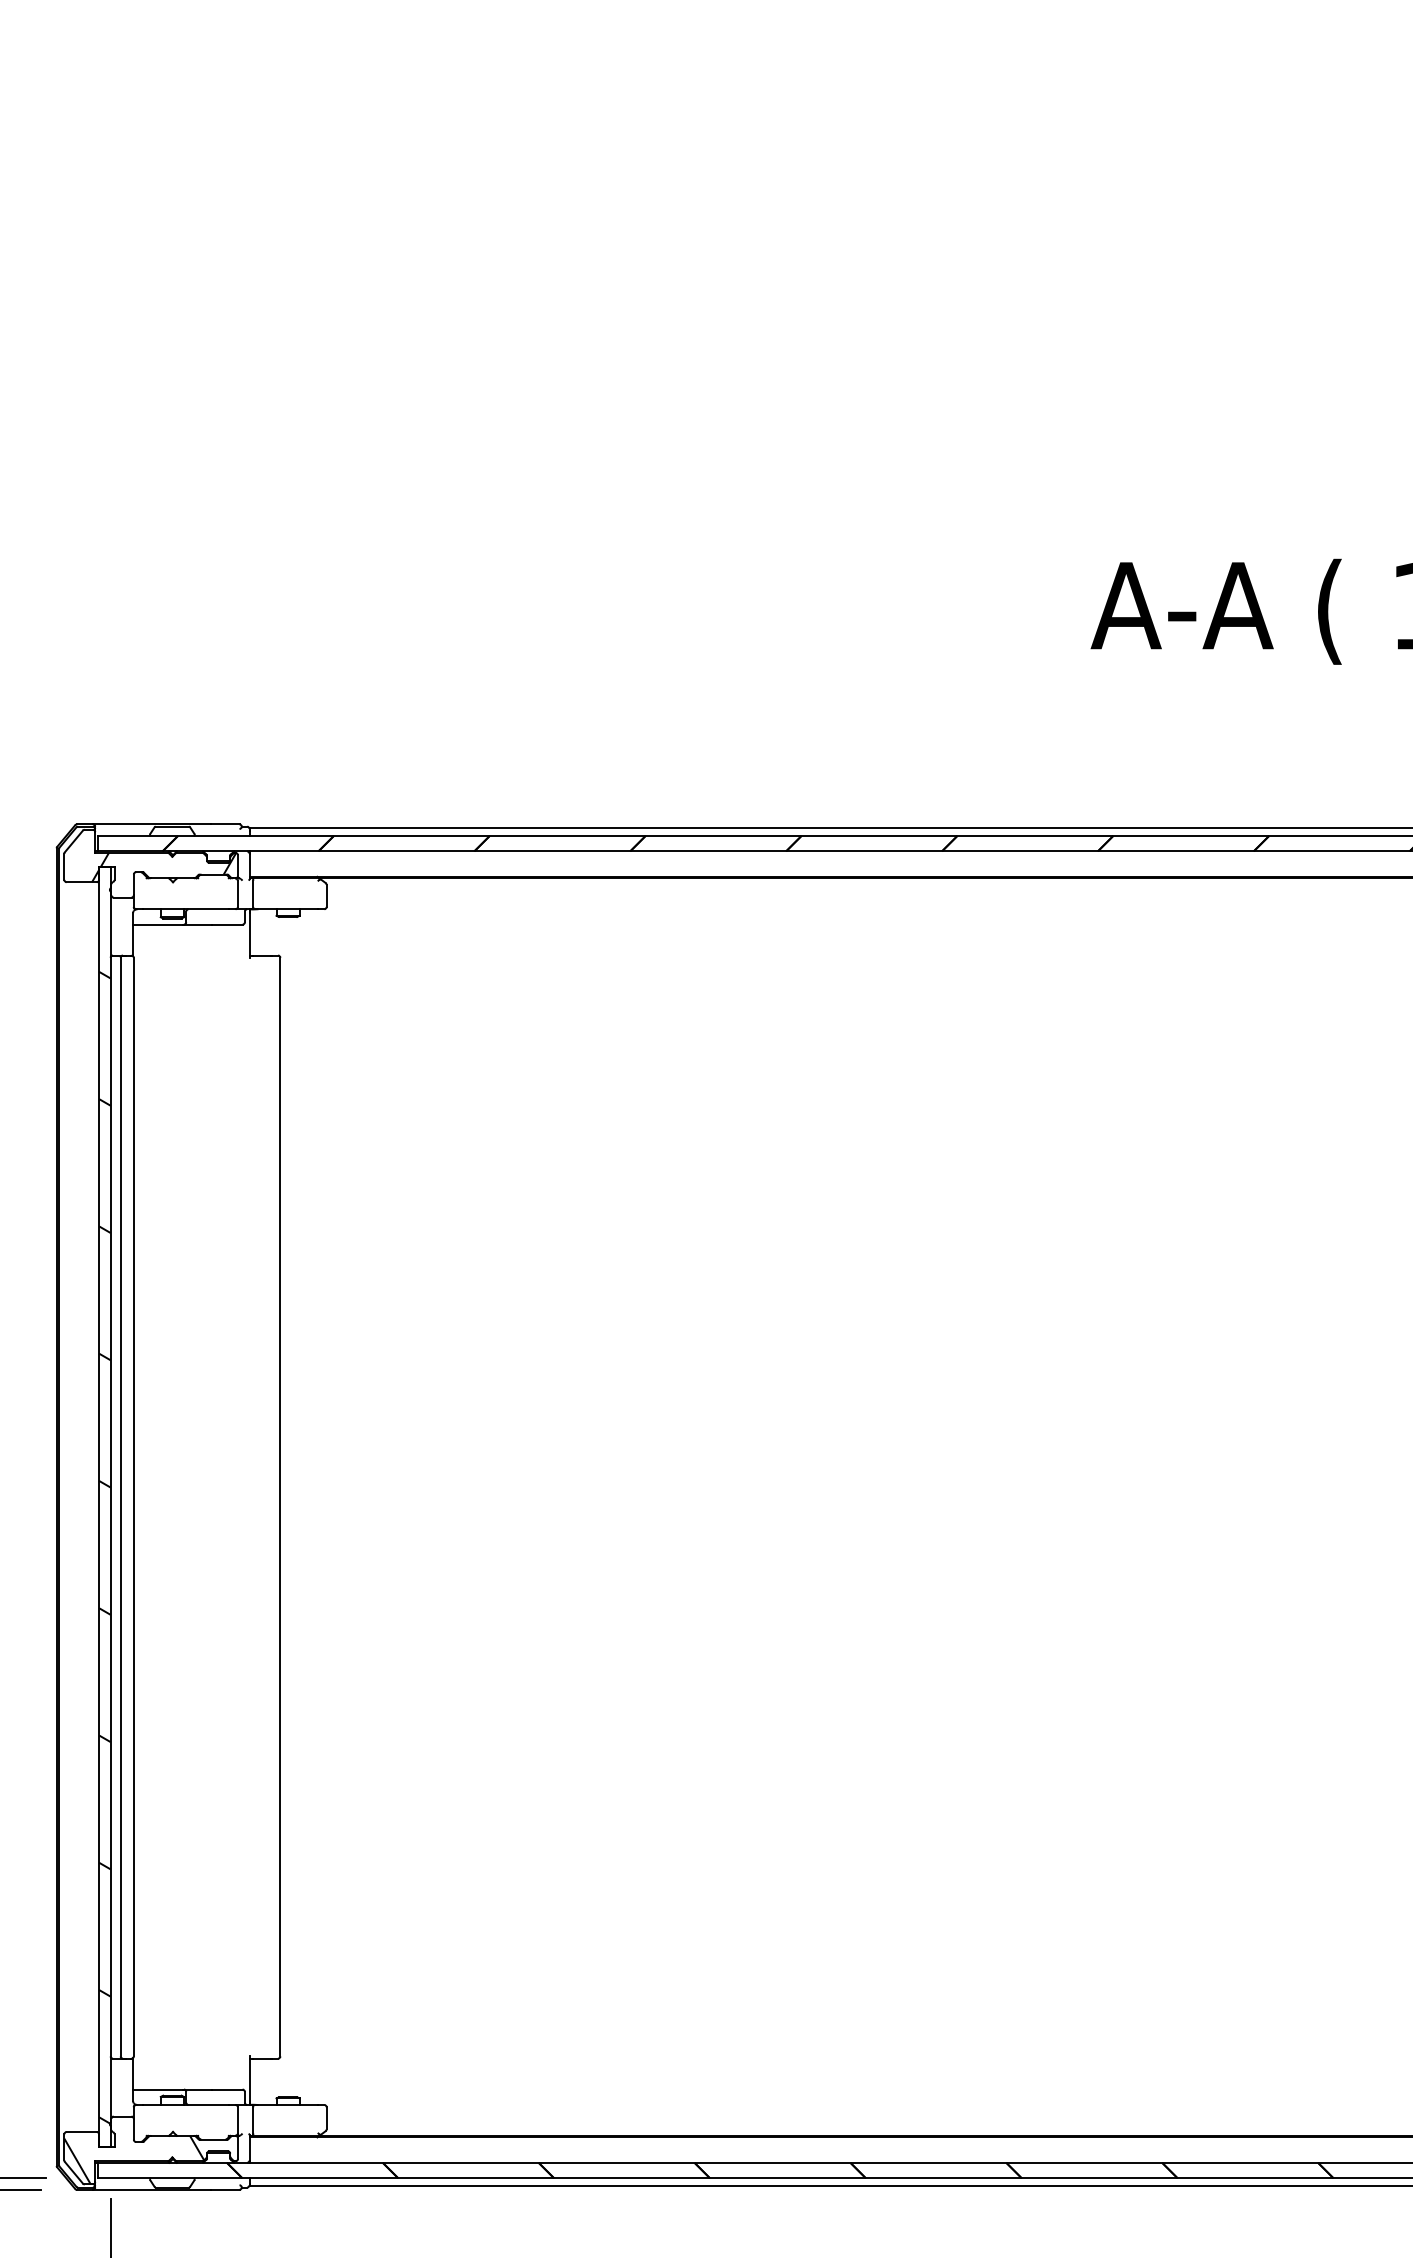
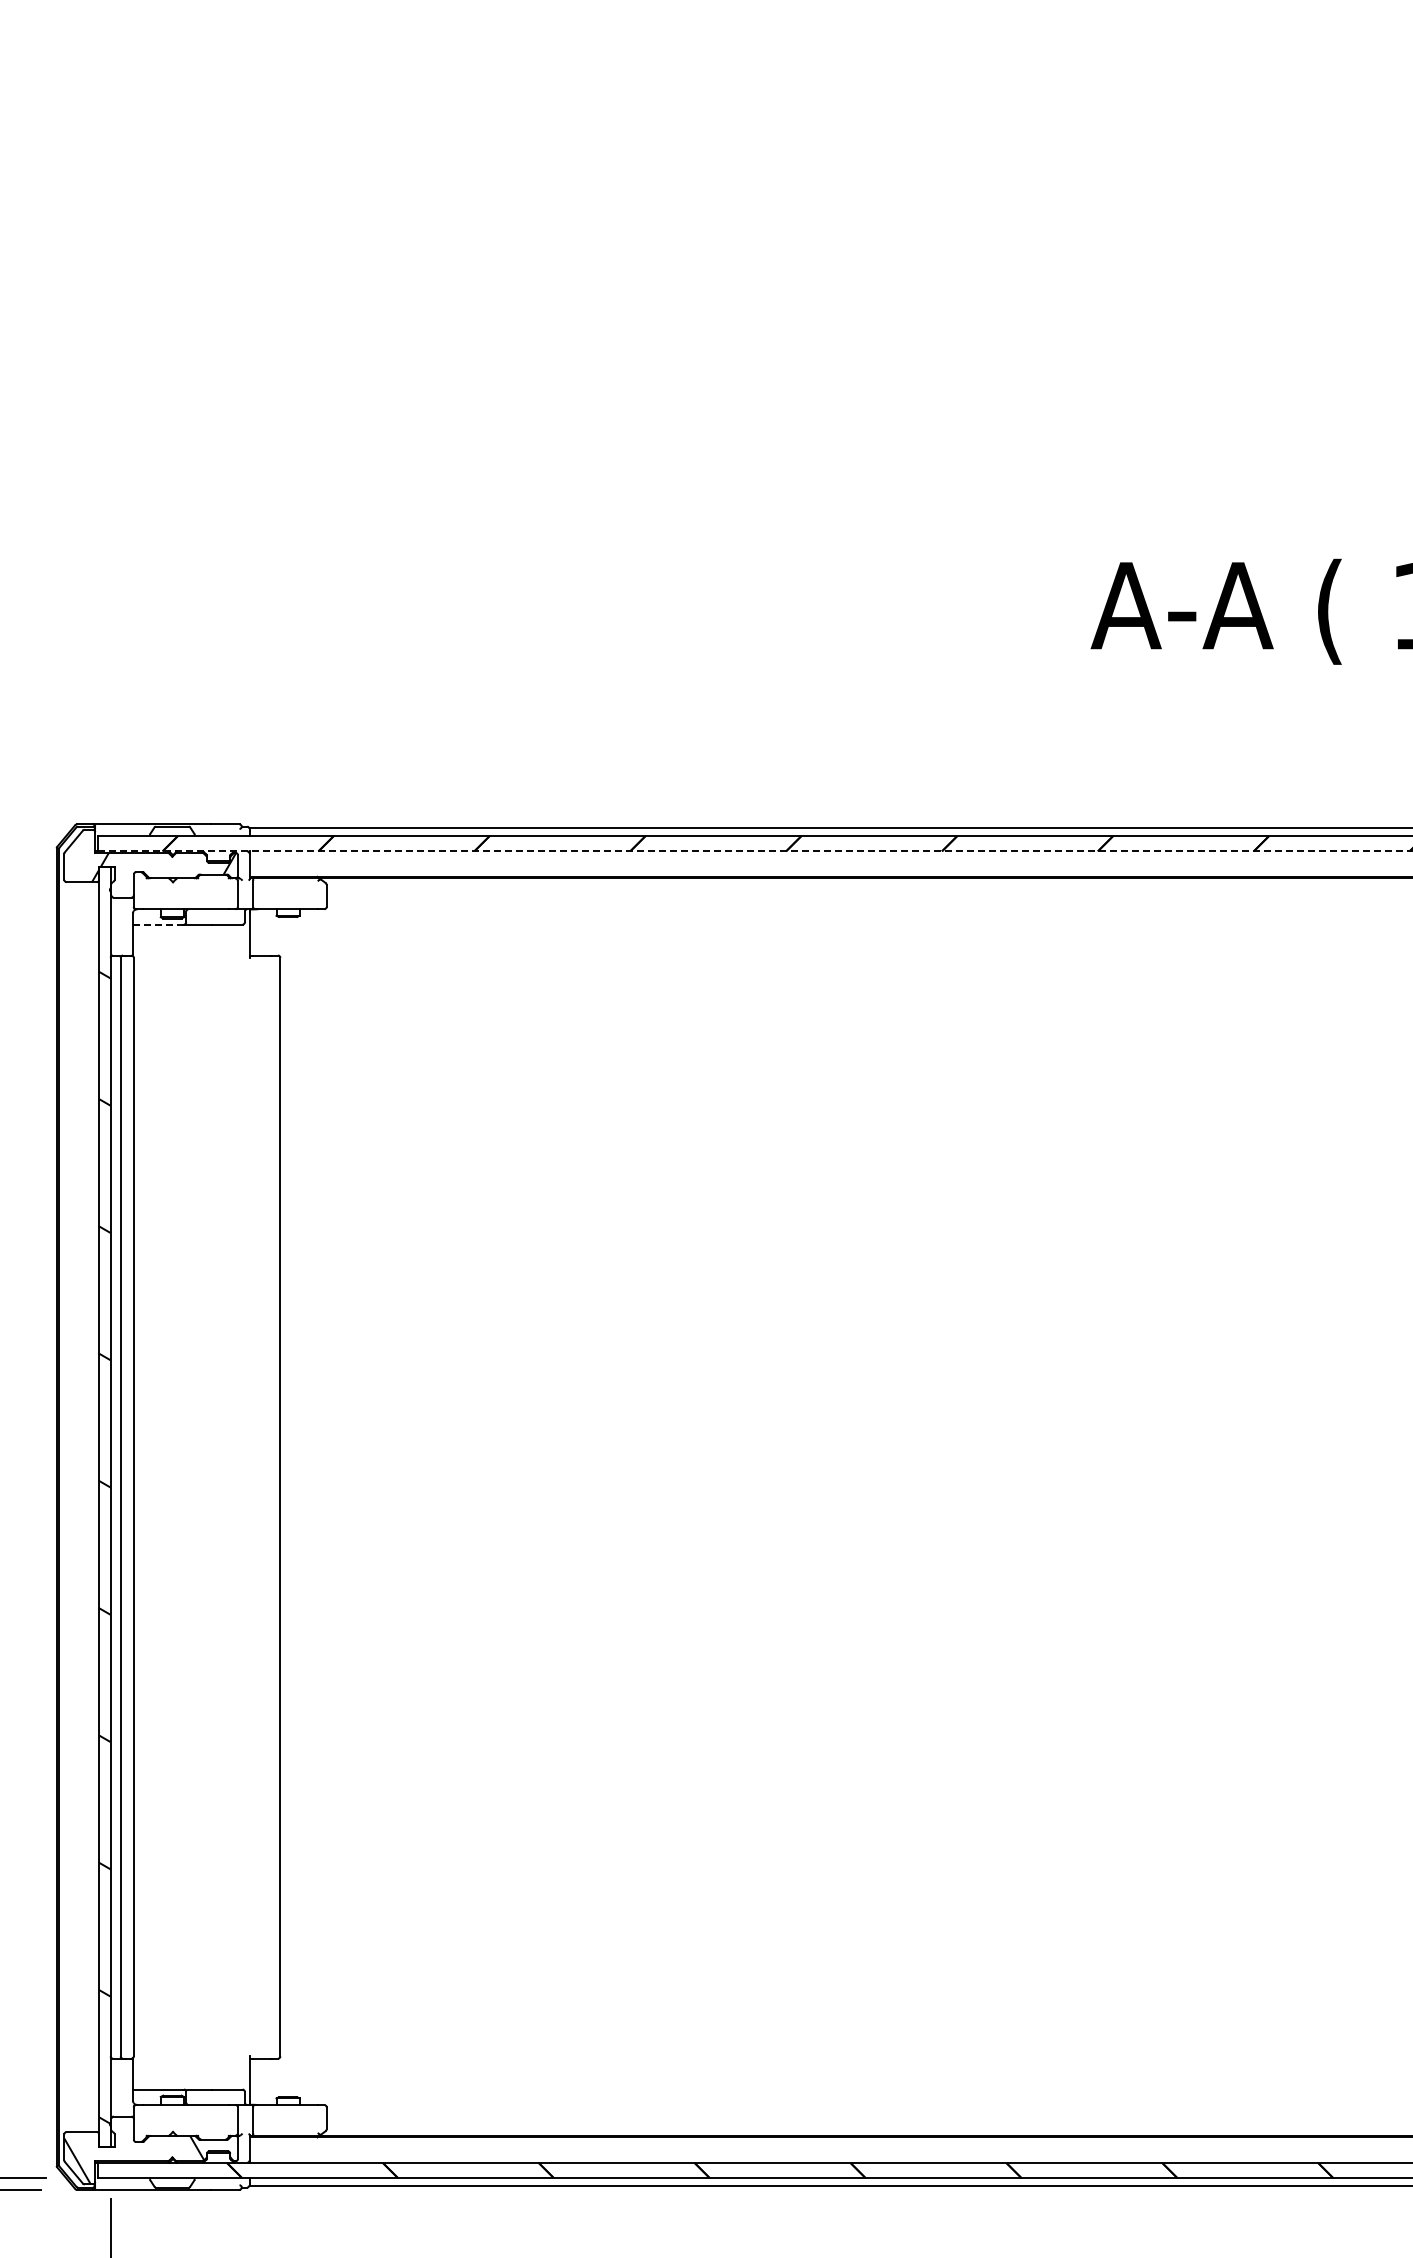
line: solid -> dashed (755, 851)
line: solid -> dashed (157, 924)
